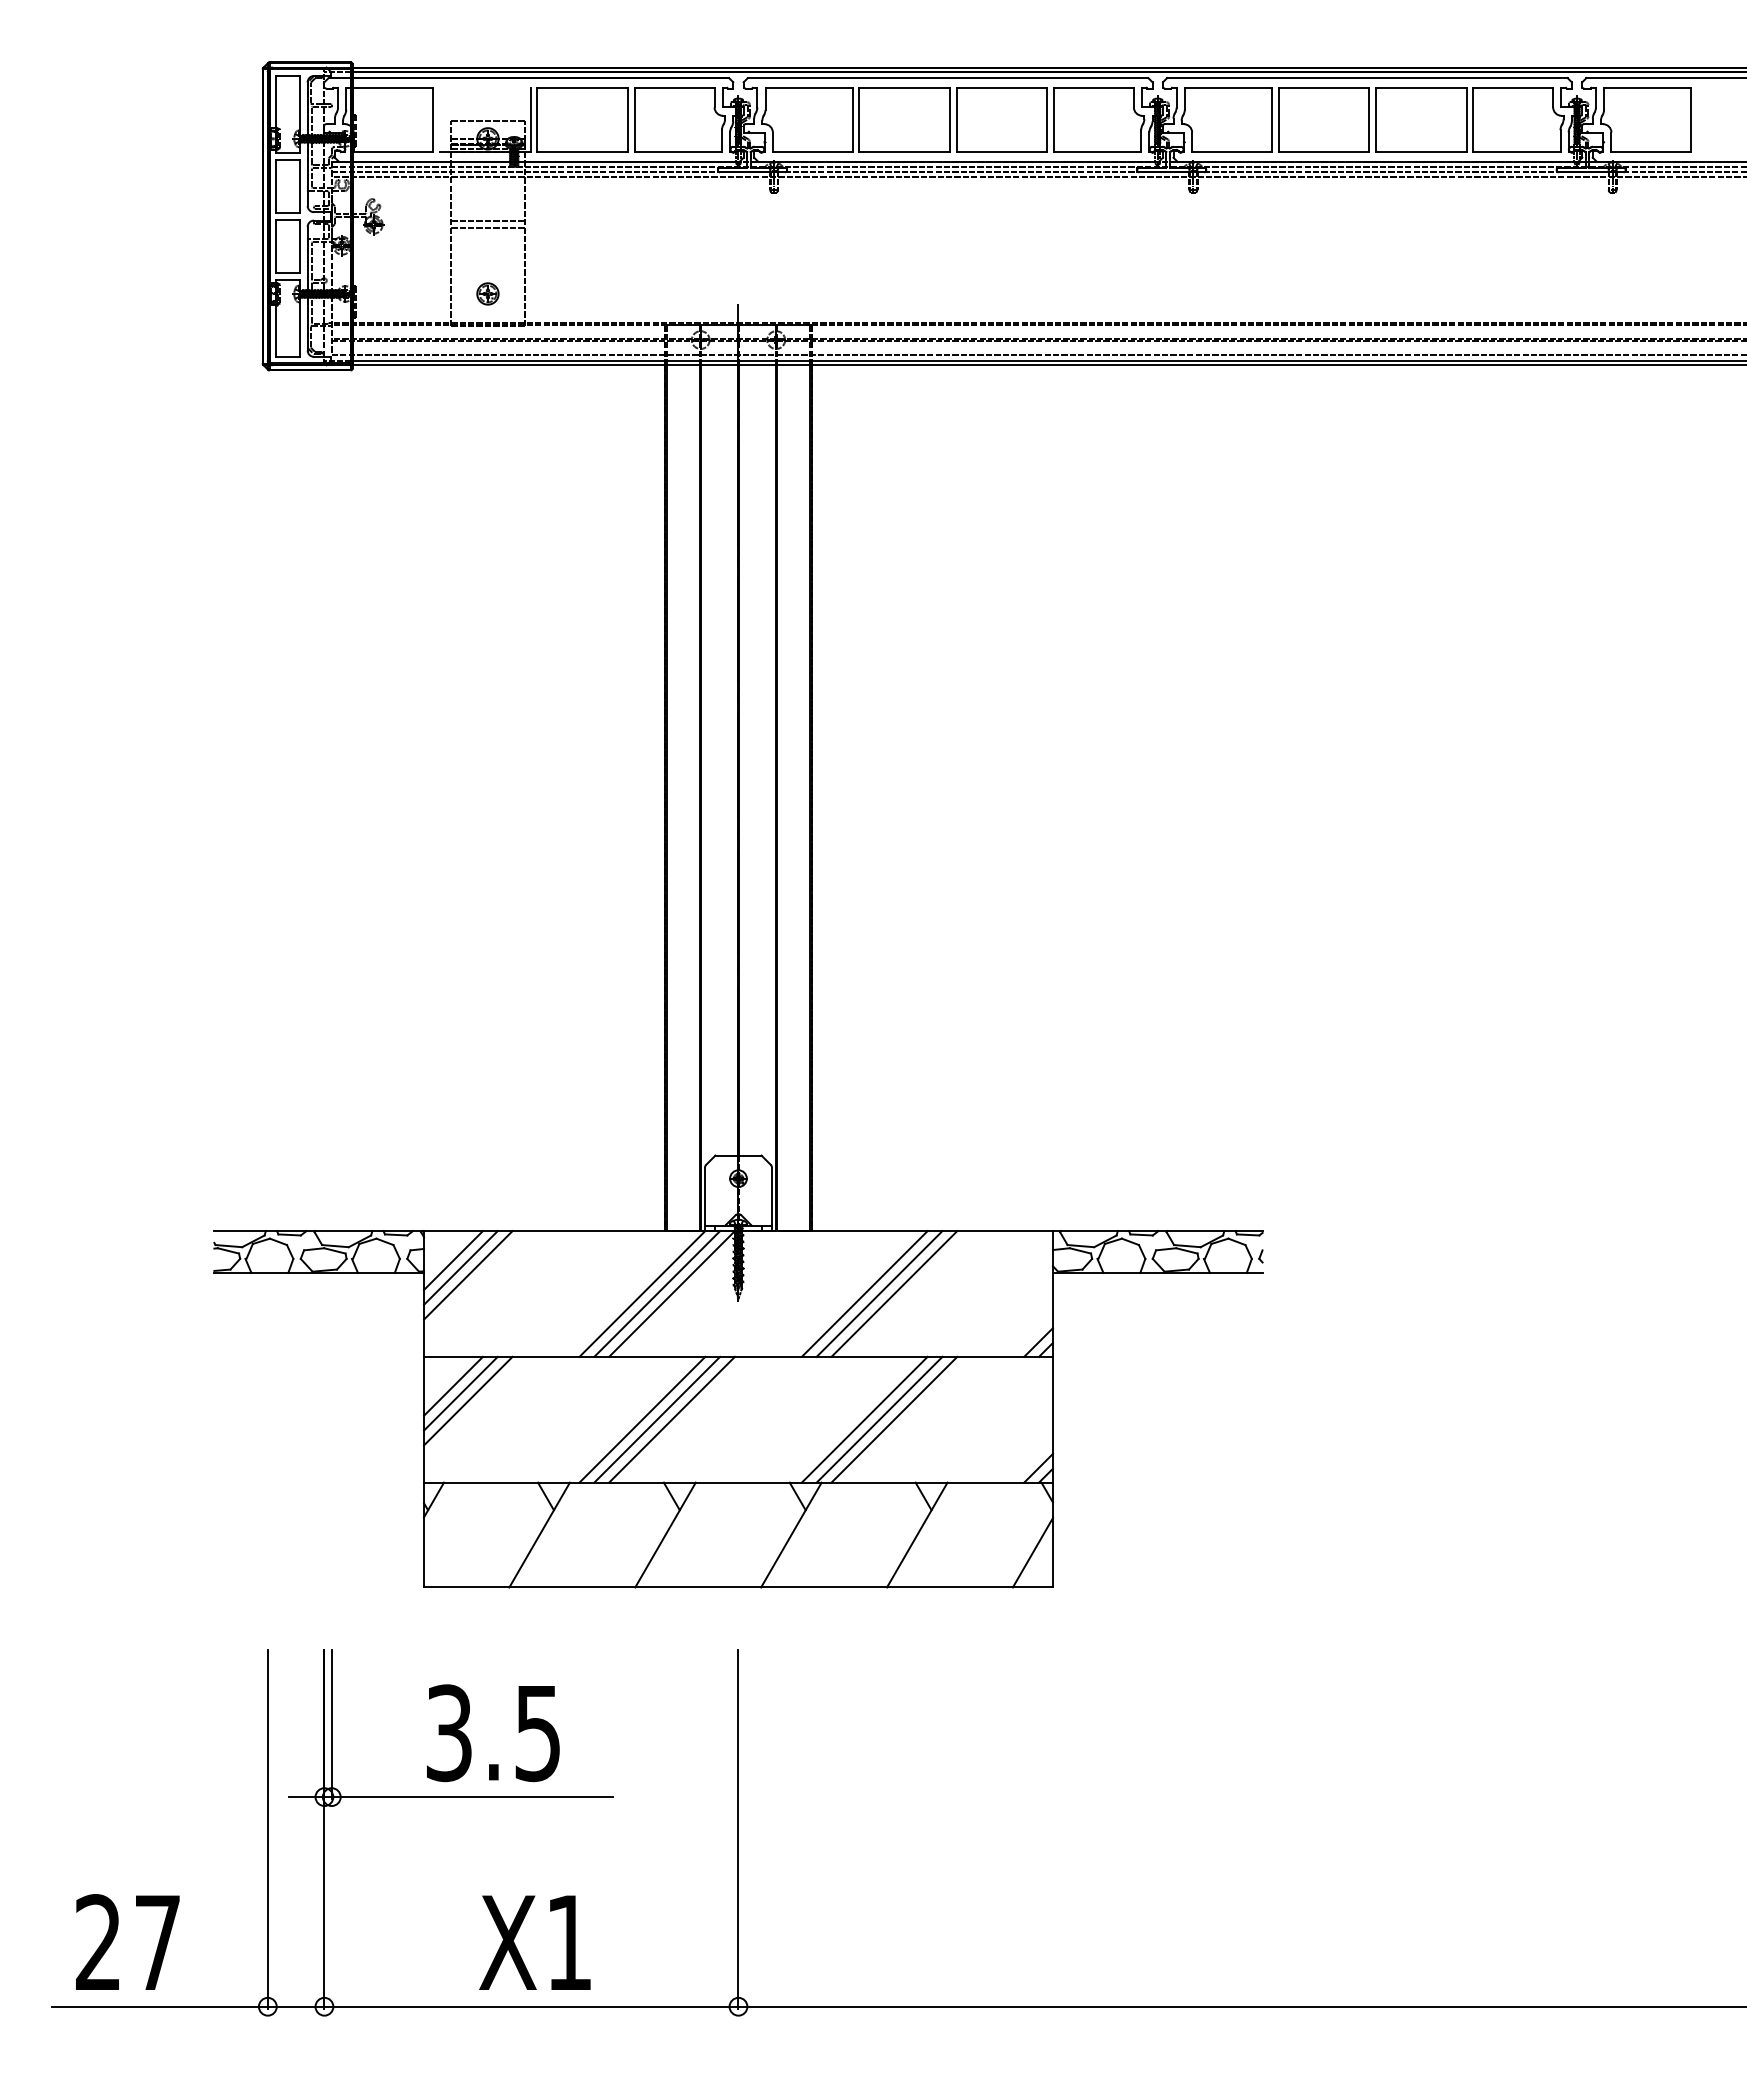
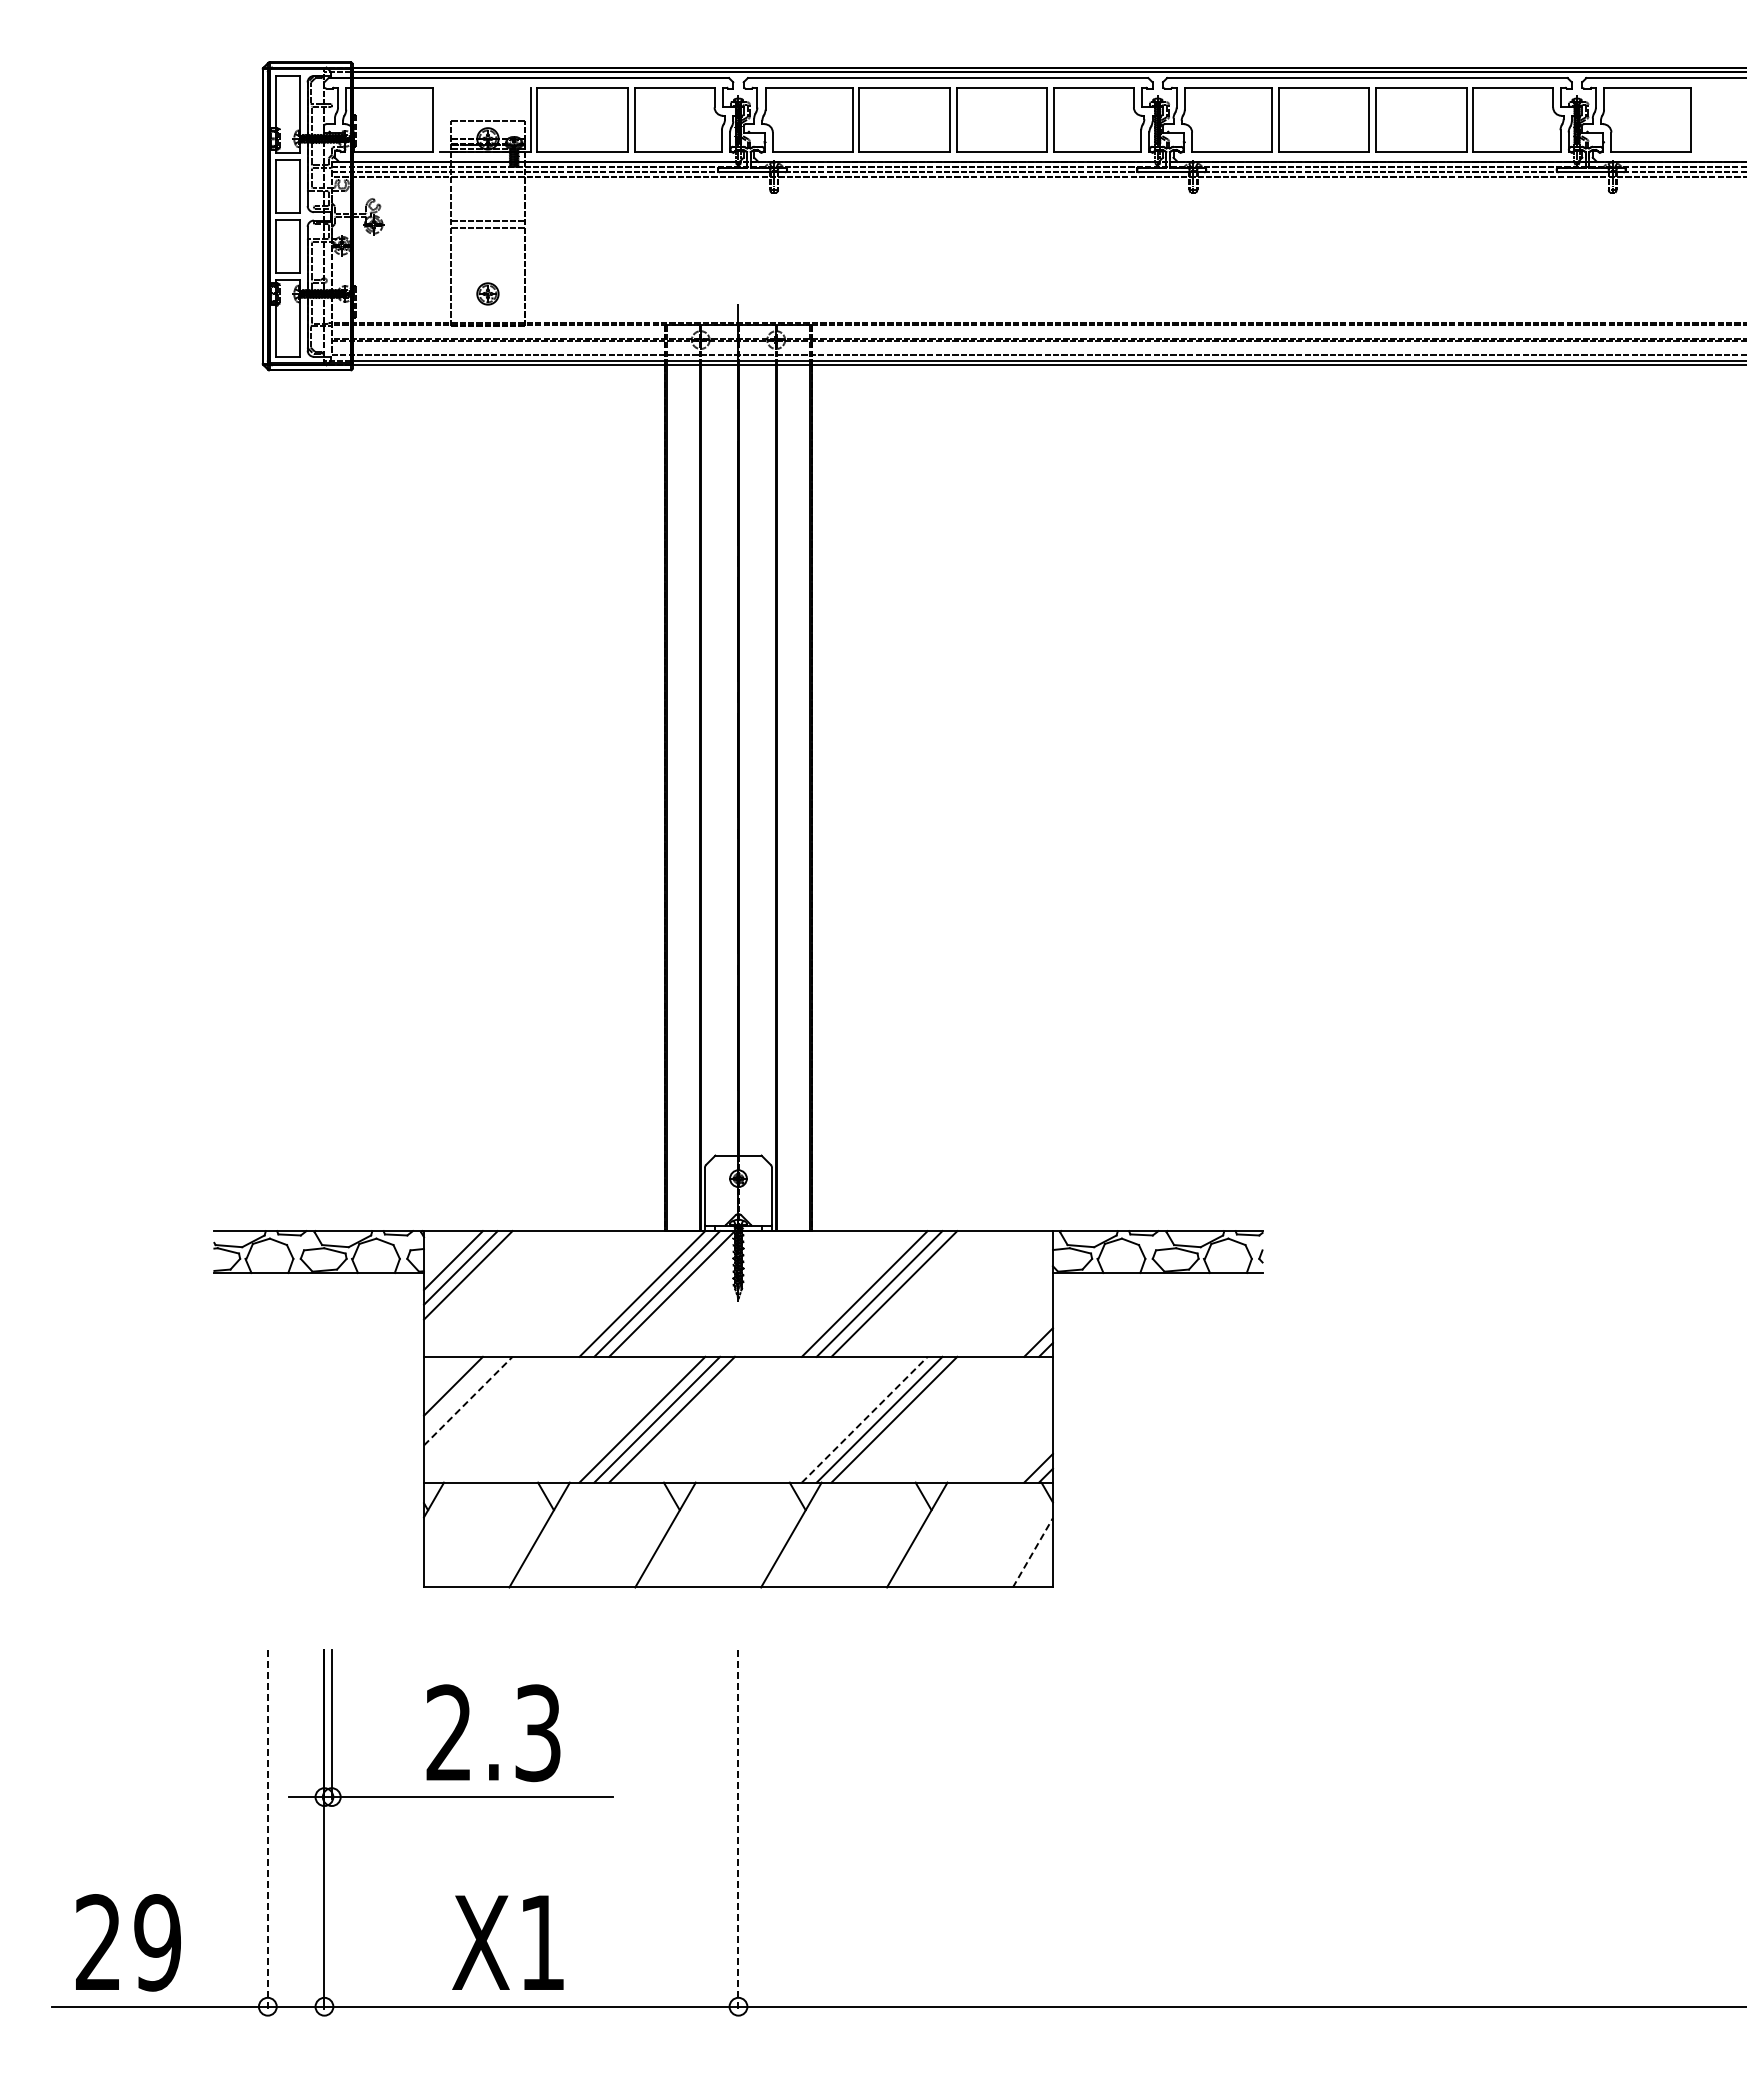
line: present -> none (460, 1393)
line: solid -> dashed (468, 1401)
line: solid -> dashed (864, 1419)
line: solid -> dashed (1033, 1552)
text: 3.5 -> 2.3 (493, 1733)
line: solid -> dashed (267, 1830)
line: solid -> dashed (738, 1830)
text: 27 -> 29 (157, 1942)
text position: (534, 1942) -> (507, 1942) (507, 1942)
